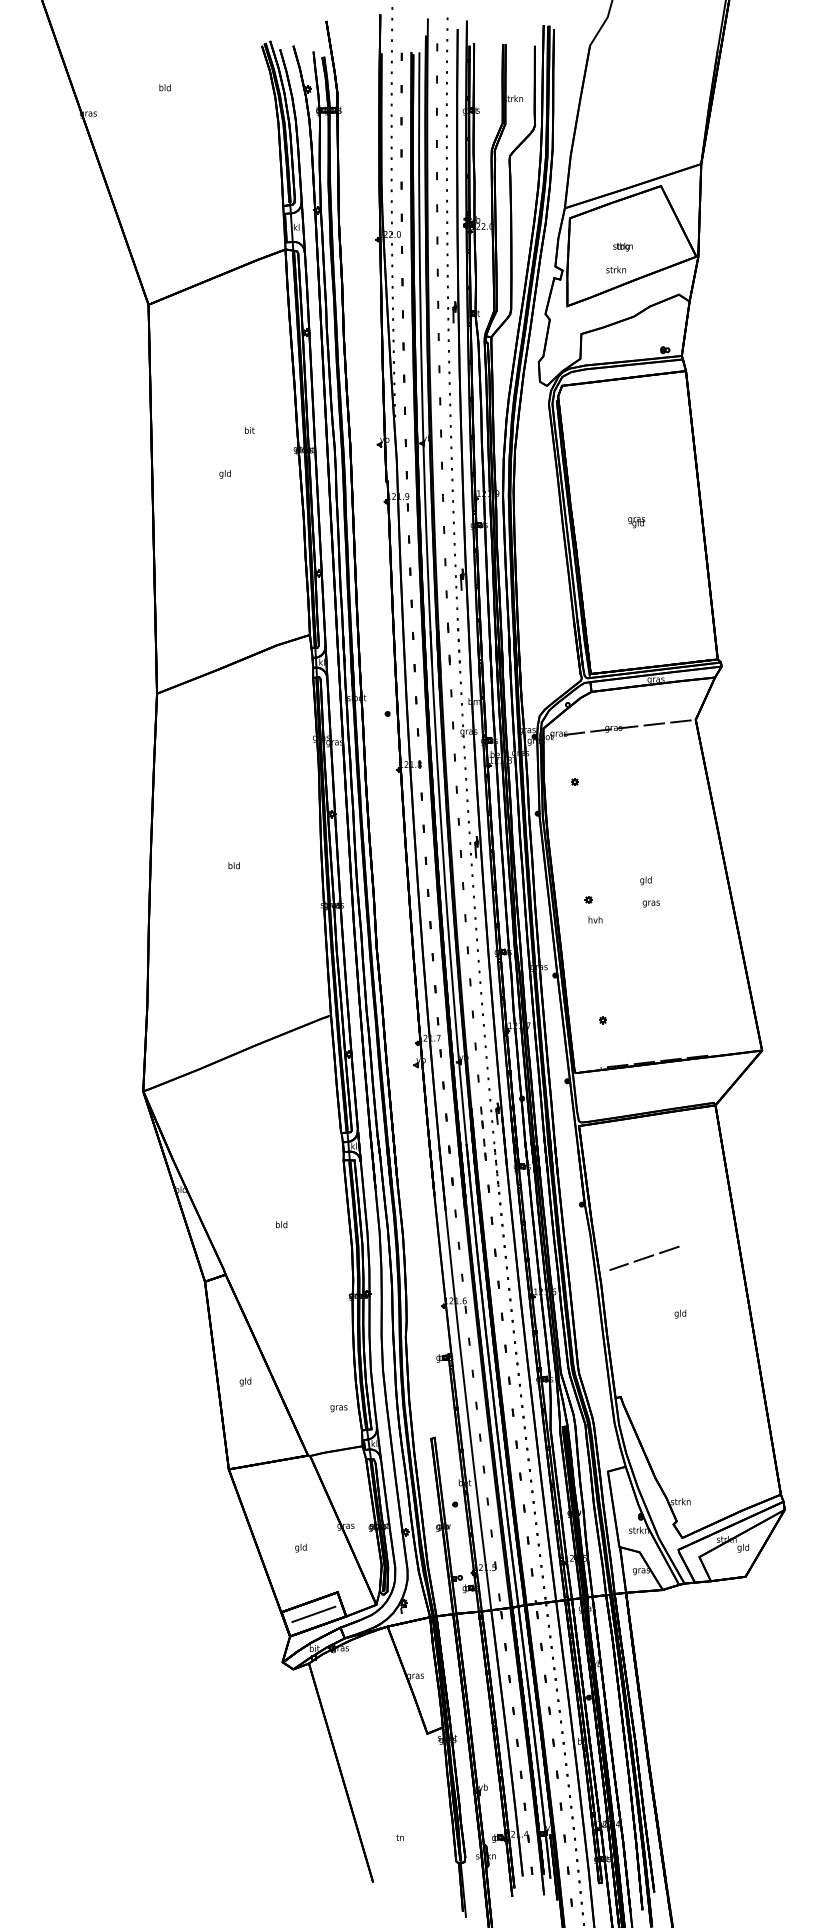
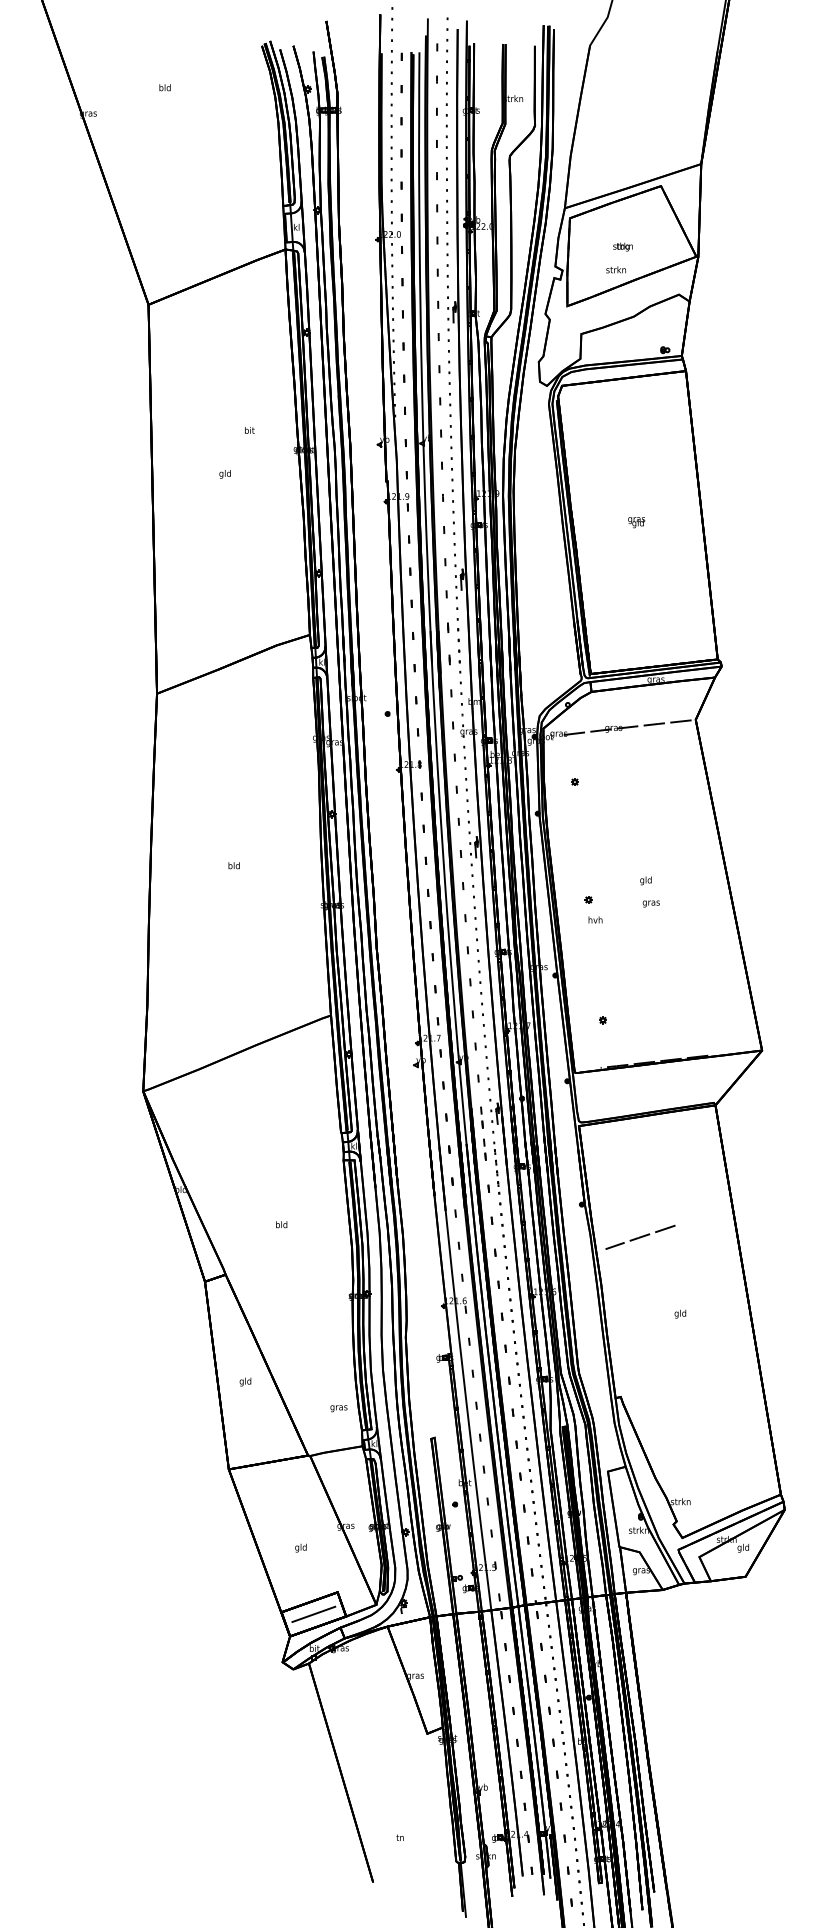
line position: (644, 1257) -> (640, 1236) (640, 1236)
